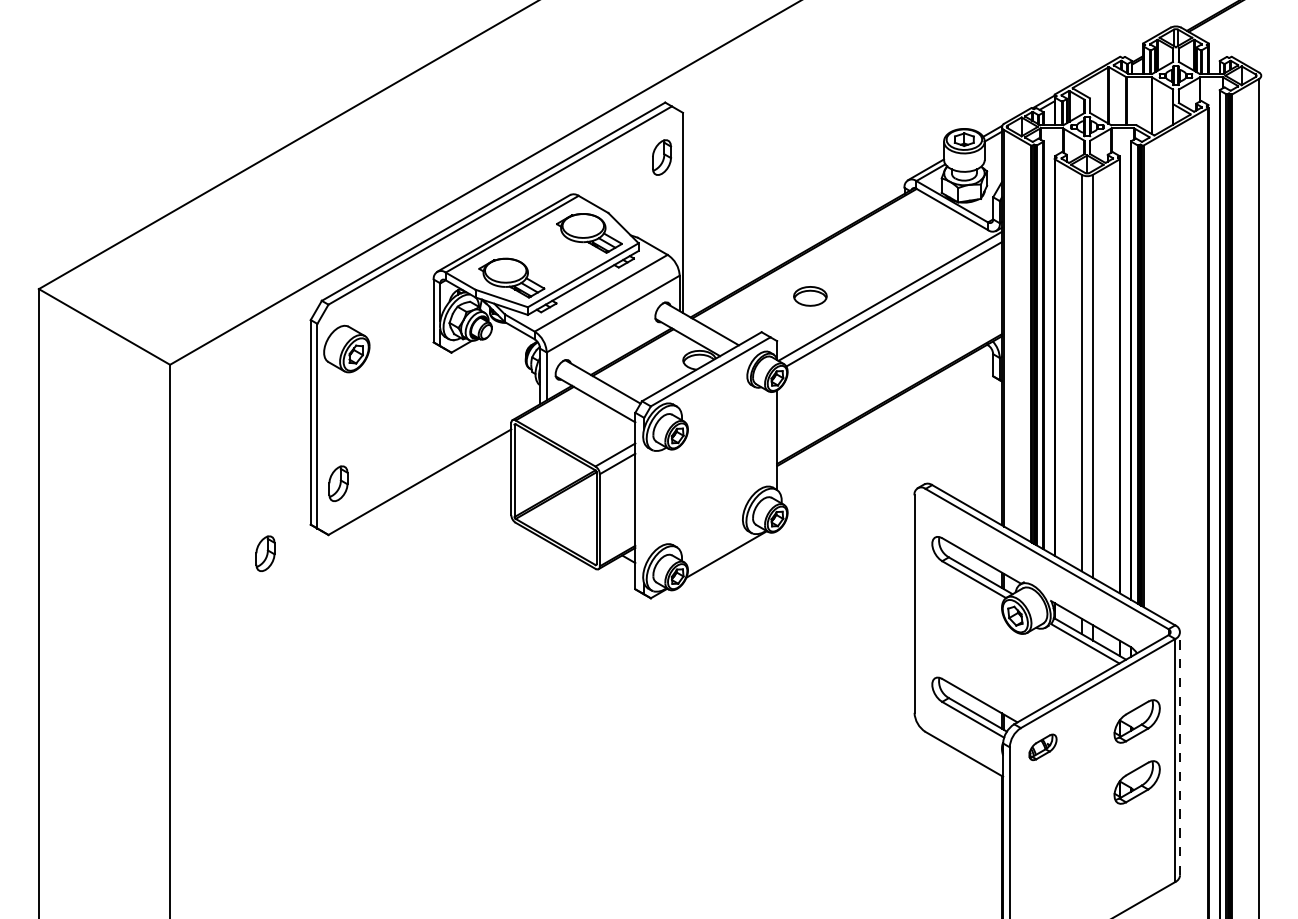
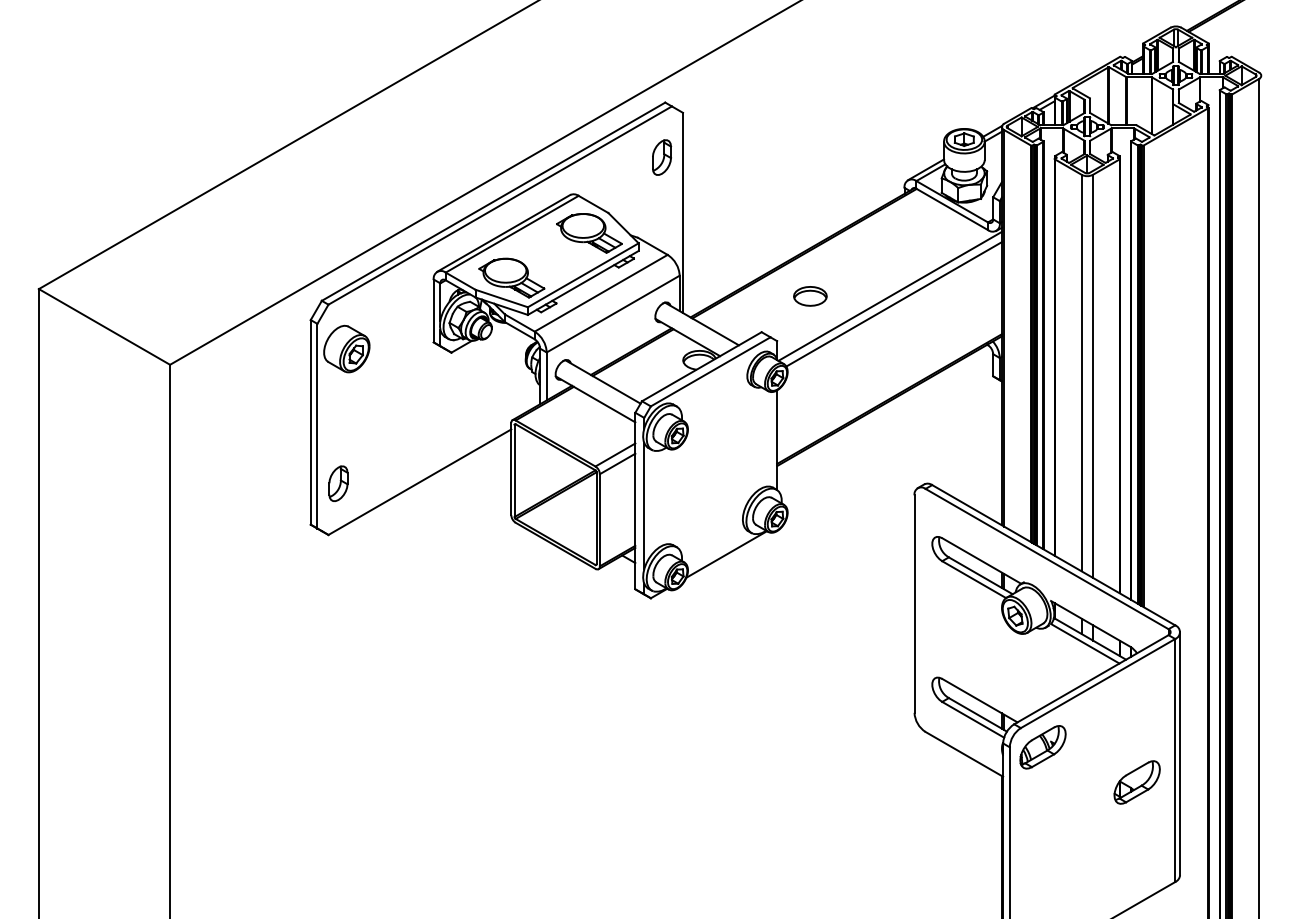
line: none -> present (644, 505)
part: present -> none (265, 553)
part: present -> none (1136, 721)
part size: 30x28 px -> 48x45 px (1042, 747)
line: dashed -> solid (1180, 753)
